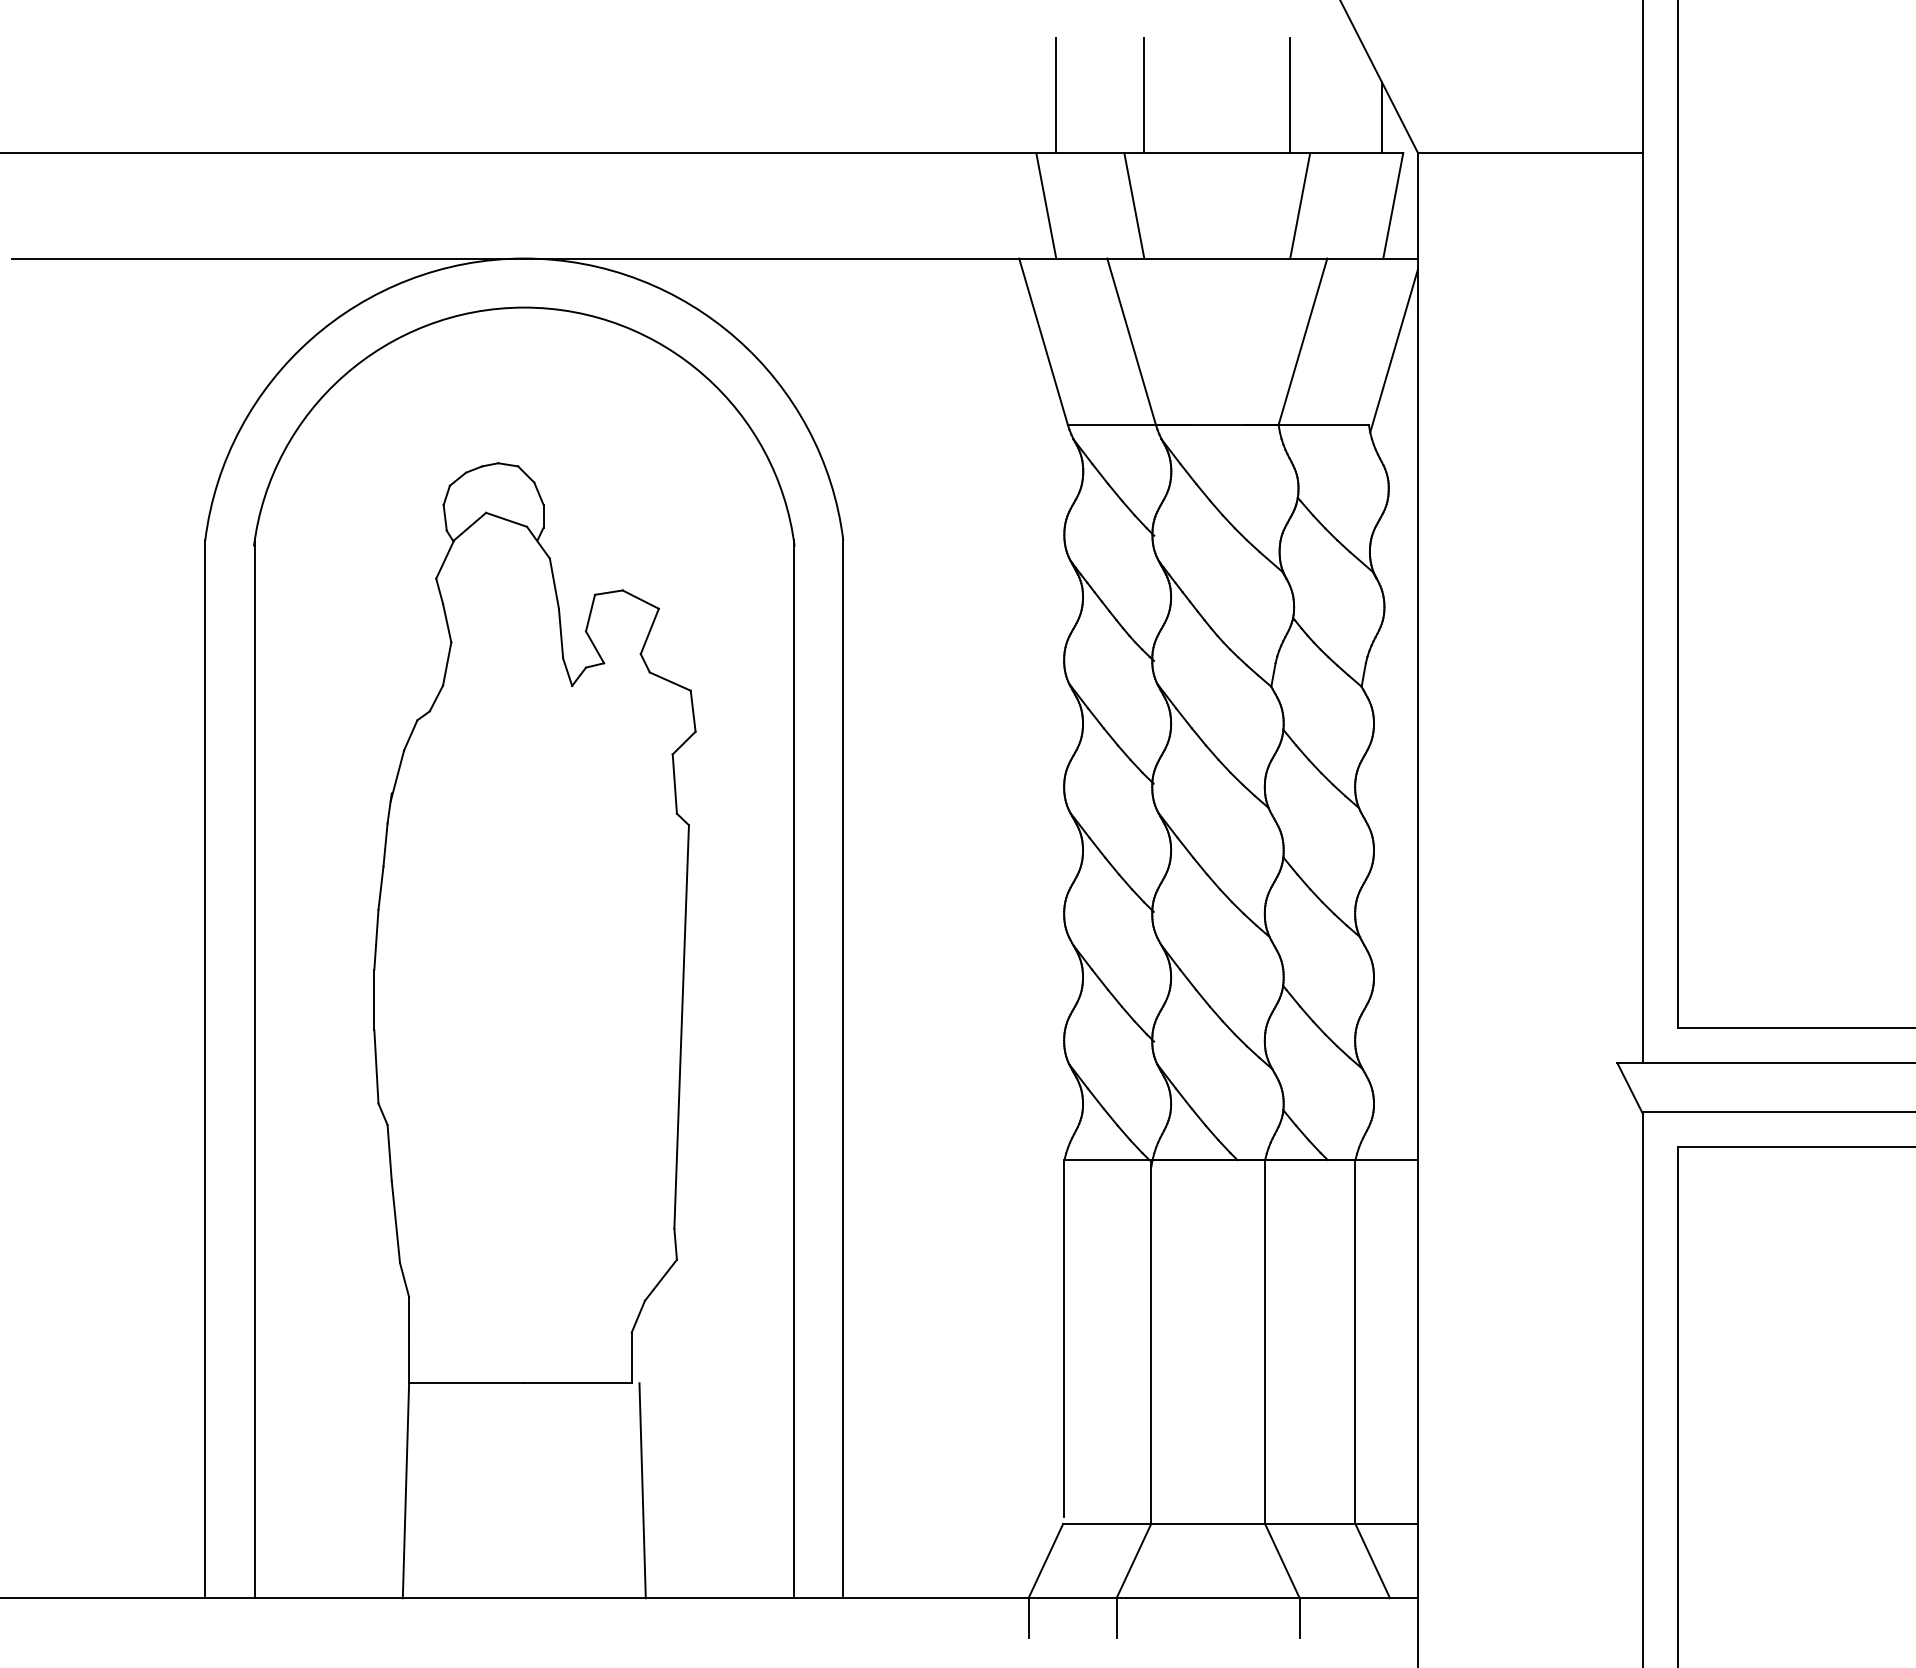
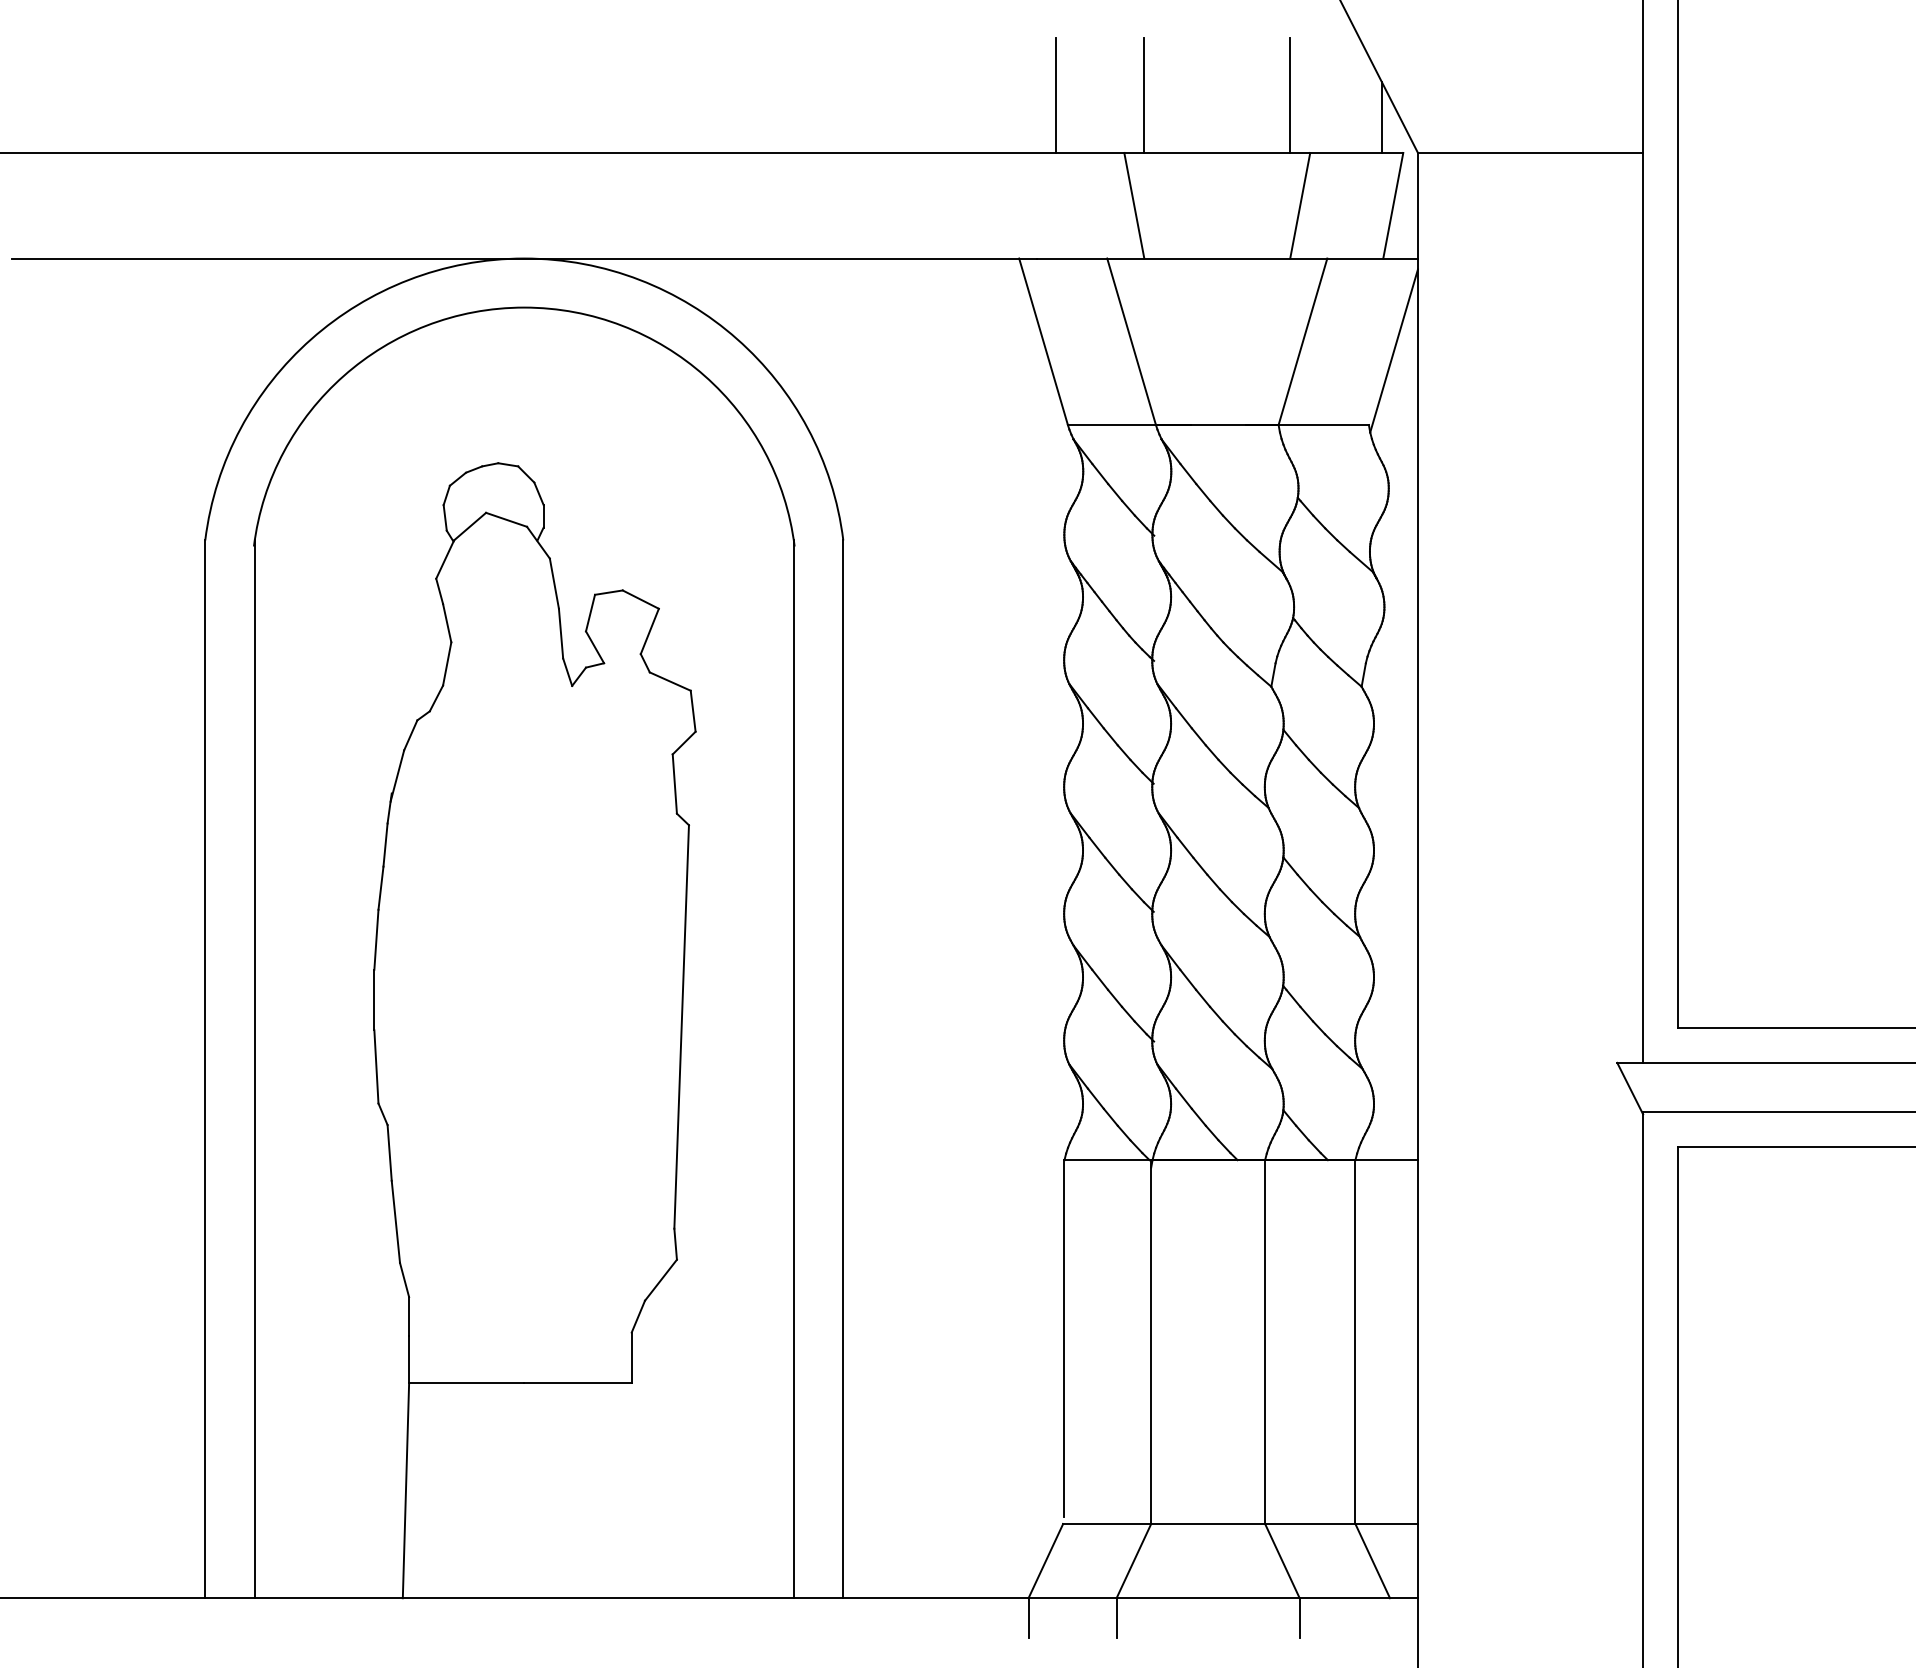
line: present -> none (1046, 205)
line: present -> none (642, 1490)
